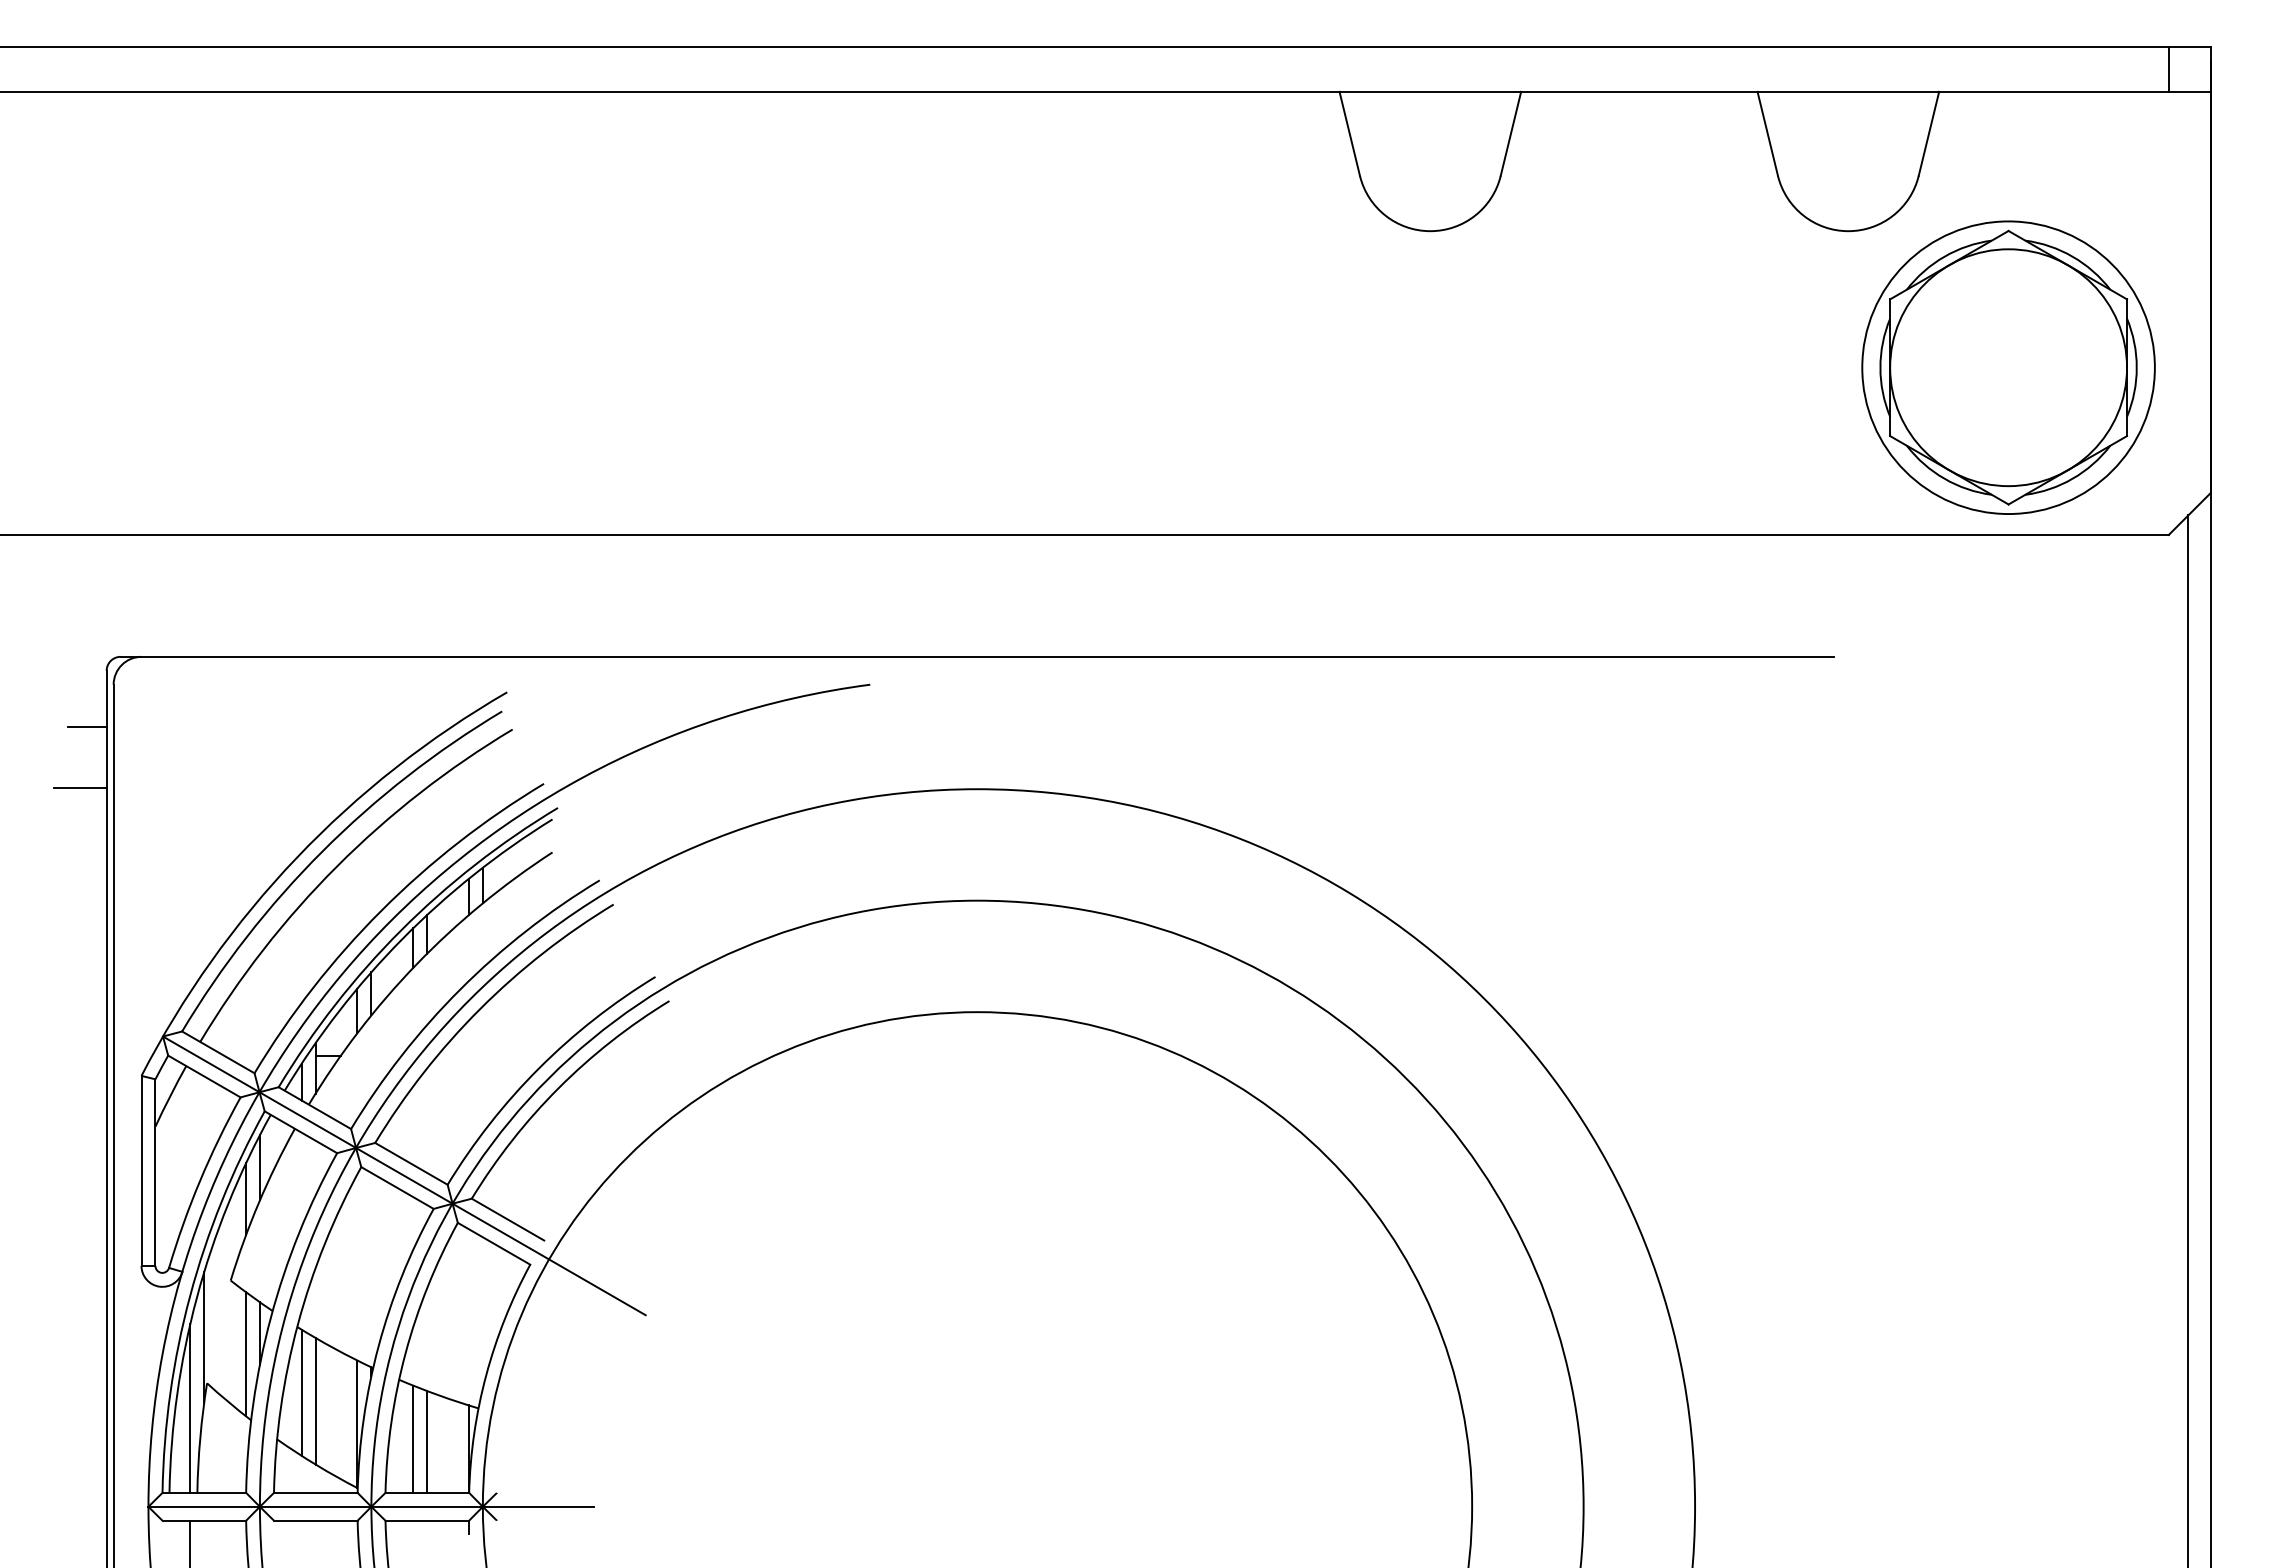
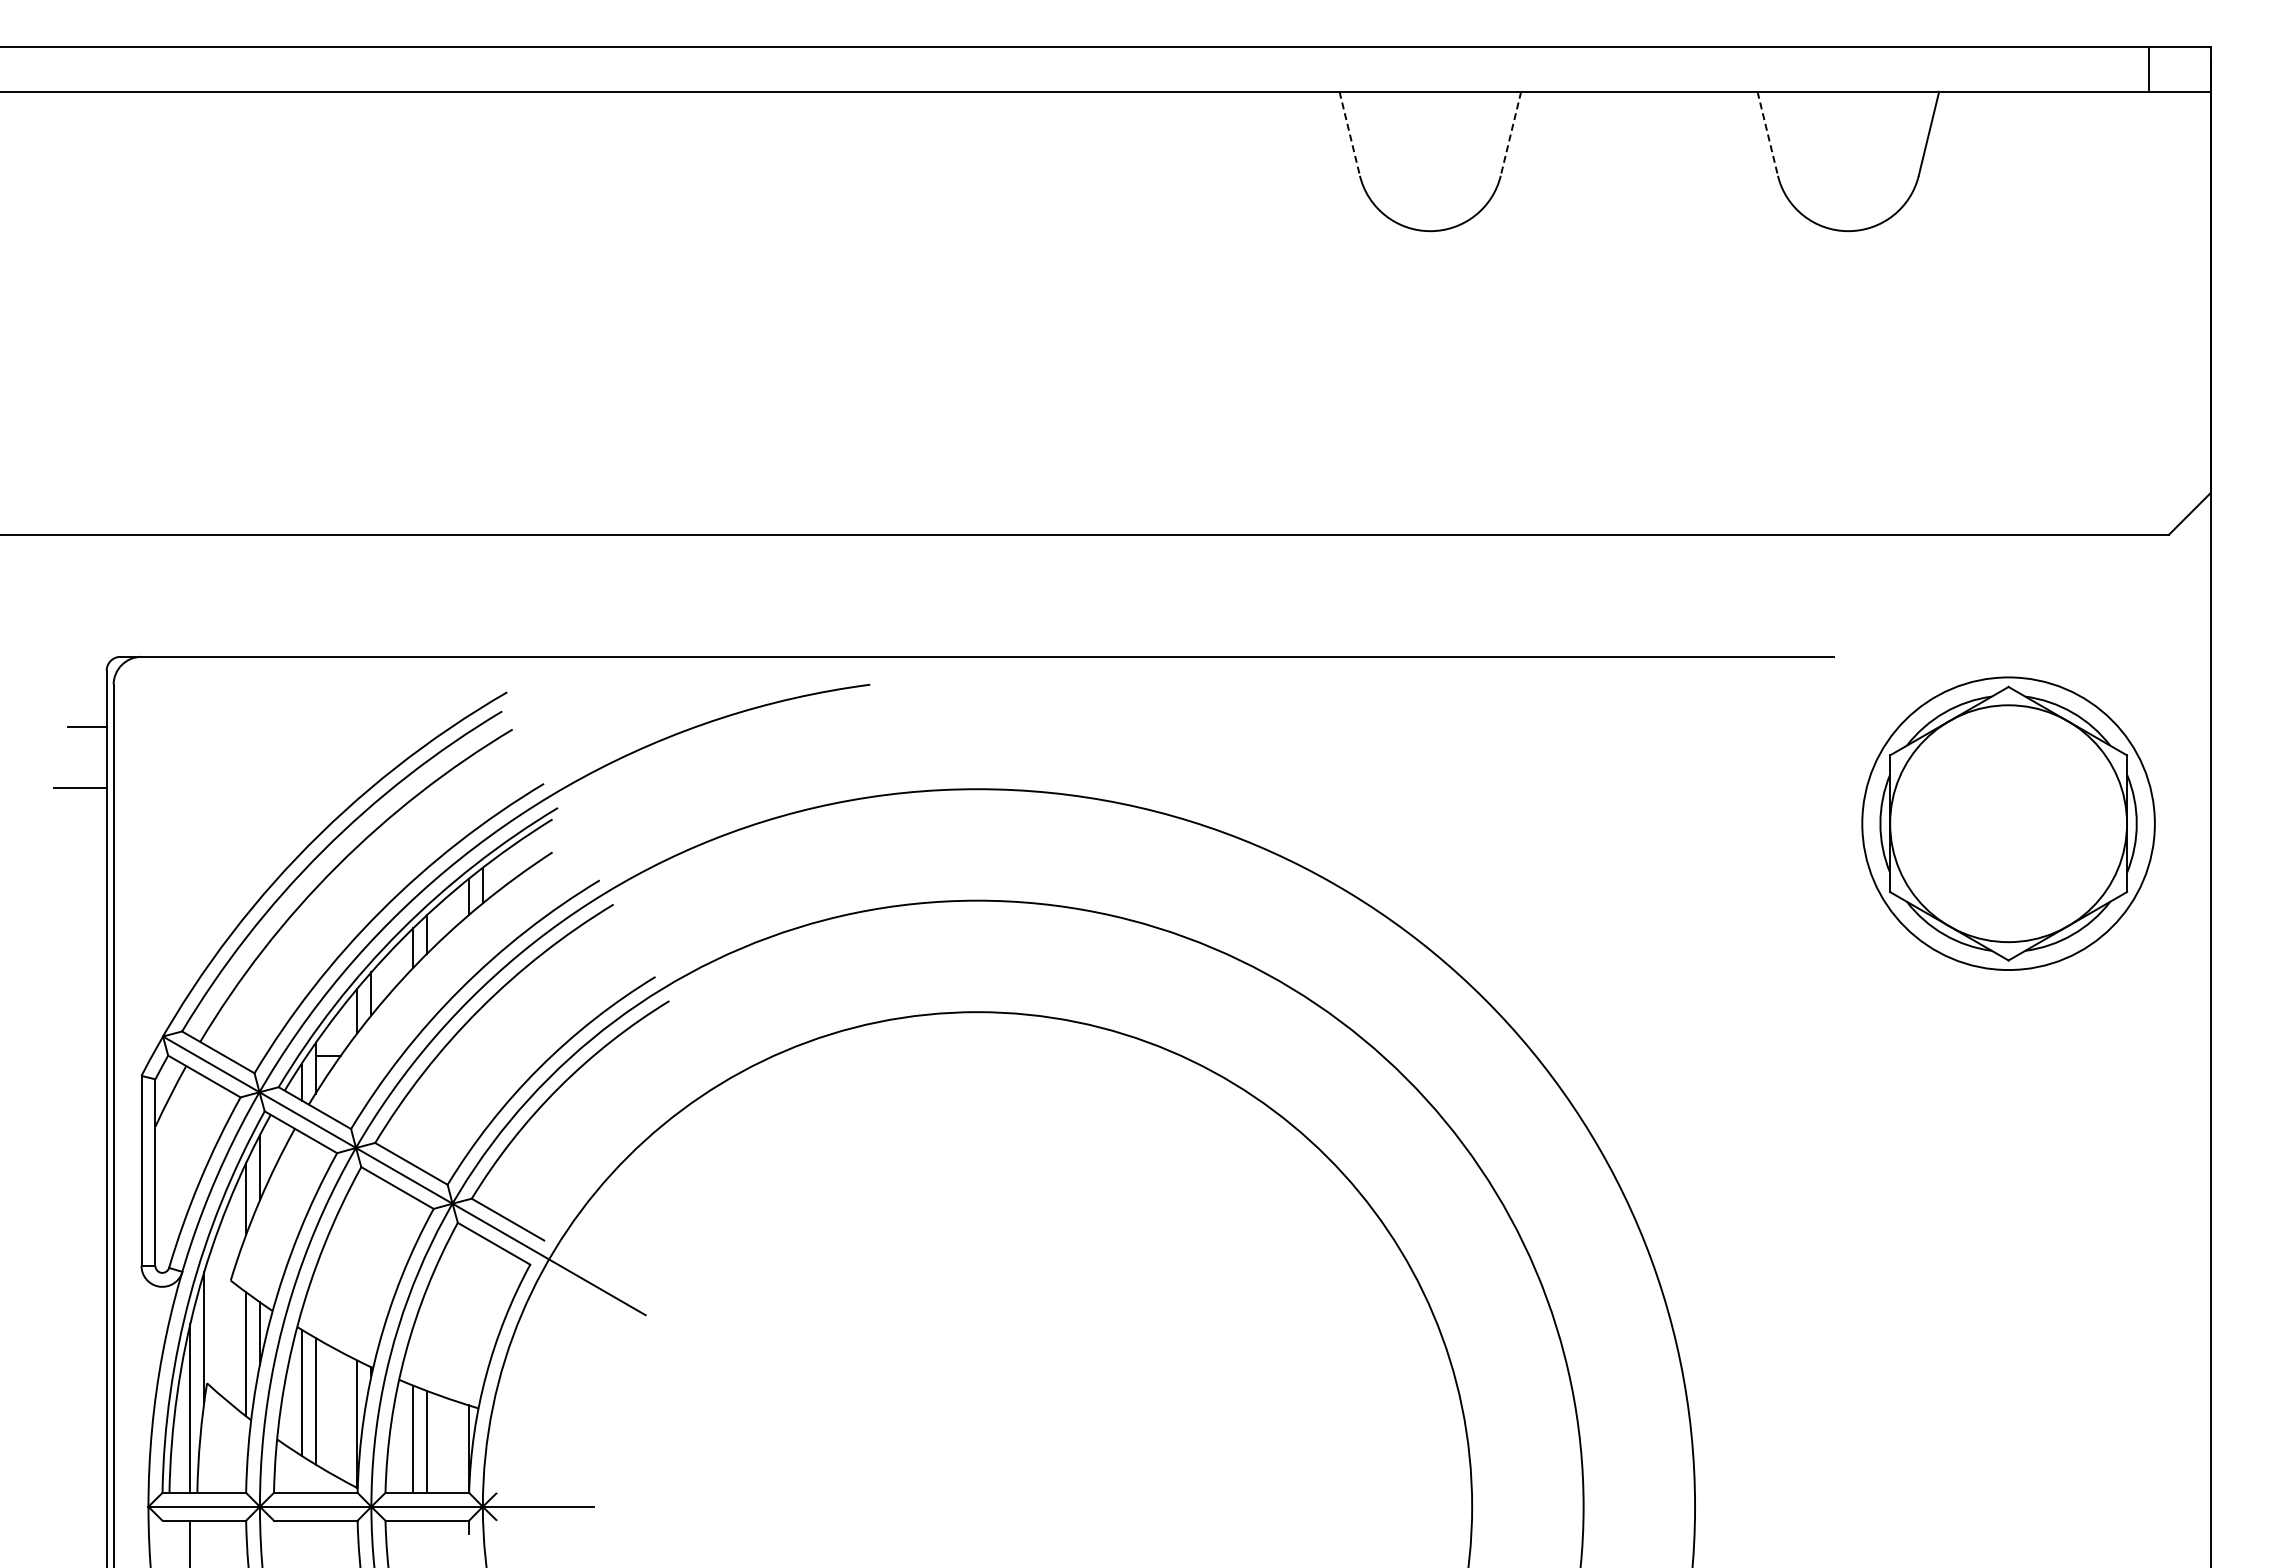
line position: (2168, 69) -> (2148, 69) (2148, 69)
line: solid -> dashed (1349, 134)
line: solid -> dashed (1510, 134)
line: solid -> dashed (1767, 134)
part position: (2008, 367) -> (2008, 823) (2008, 823)
line: present -> none (2188, 1039)
